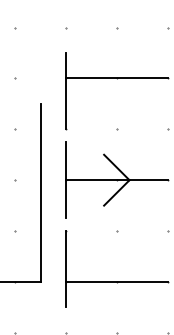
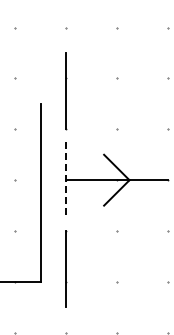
line: present -> none (116, 78)
line: solid -> dashed (65, 180)
line: present -> none (116, 281)
